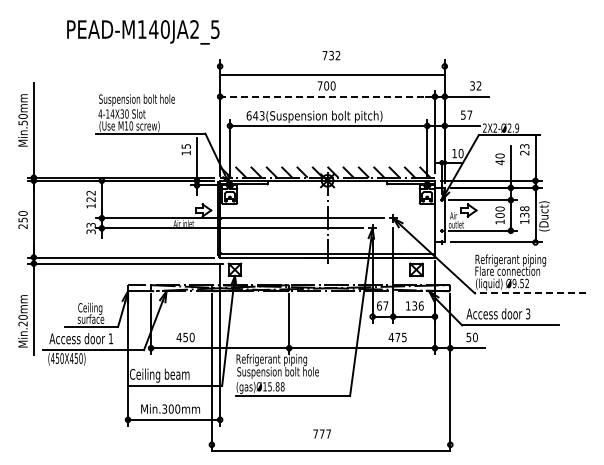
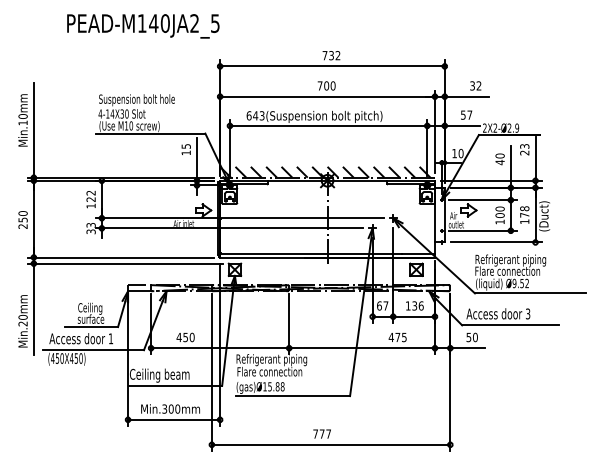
text position: (143, 32) -> (143, 26) (143, 26)
line position: (332, 75) -> (332, 66) (332, 66)
line: dashed -> solid (327, 96)
text: Min.50mm -> Min.10mm (22, 122)
text: 138 -> 178 (524, 214)
line: dashed -> solid (529, 293)
text: Suspension bolt hole -> Flare connection (277, 372)
line position: (330, 450) -> (330, 444) (330, 444)
